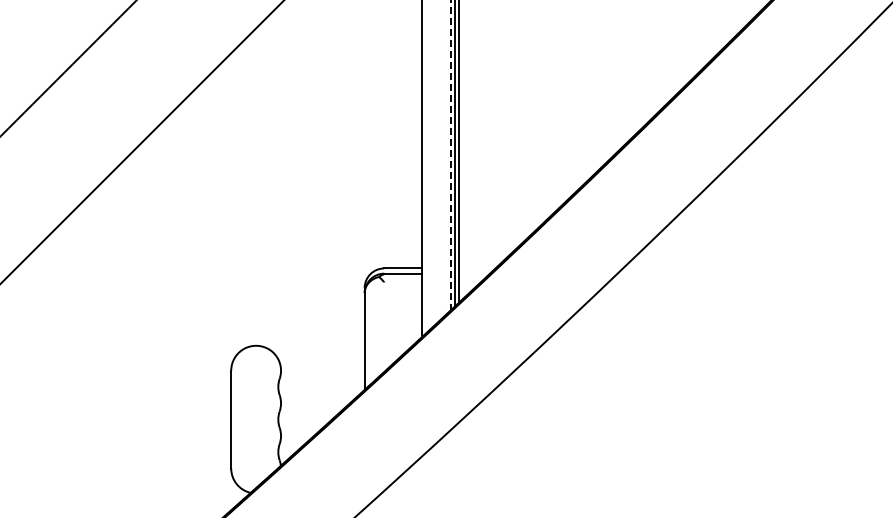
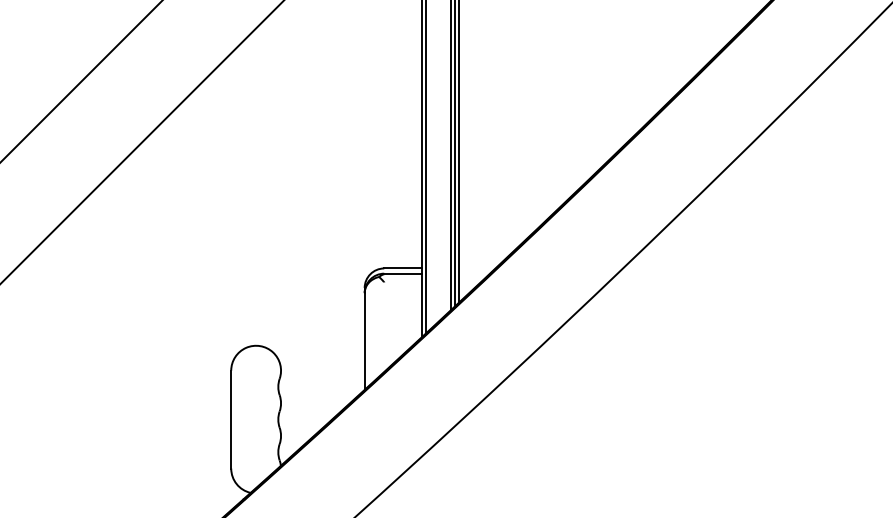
line position: (68, 68) -> (81, 81) (81, 81)
line: dashed -> solid (450, 155)
line: none -> present (426, 167)
